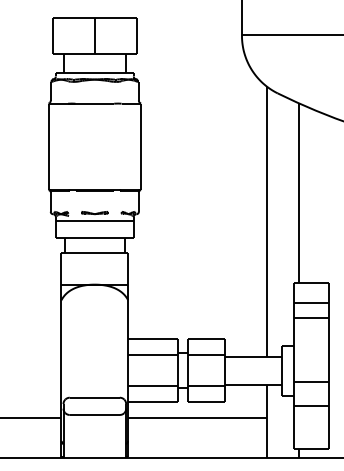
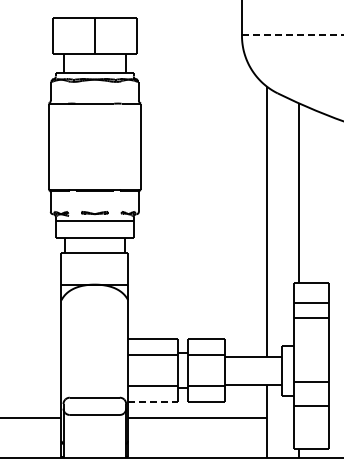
line: solid -> dashed (292, 35)
line: solid -> dashed (153, 401)
